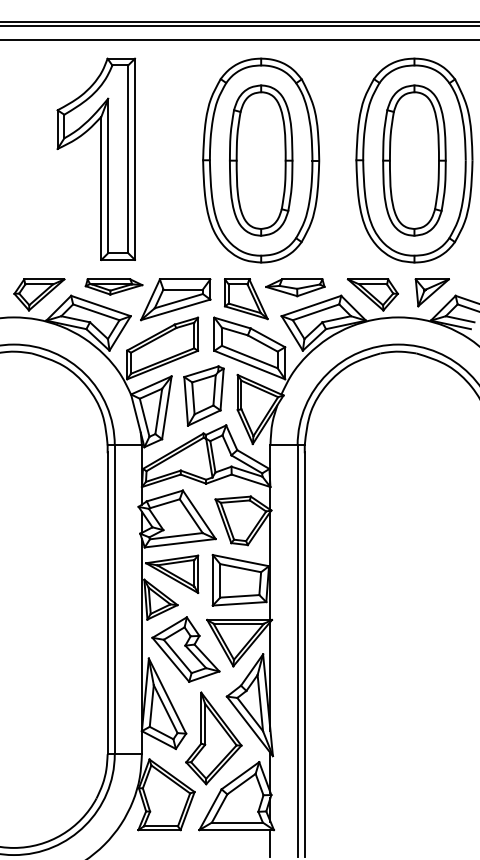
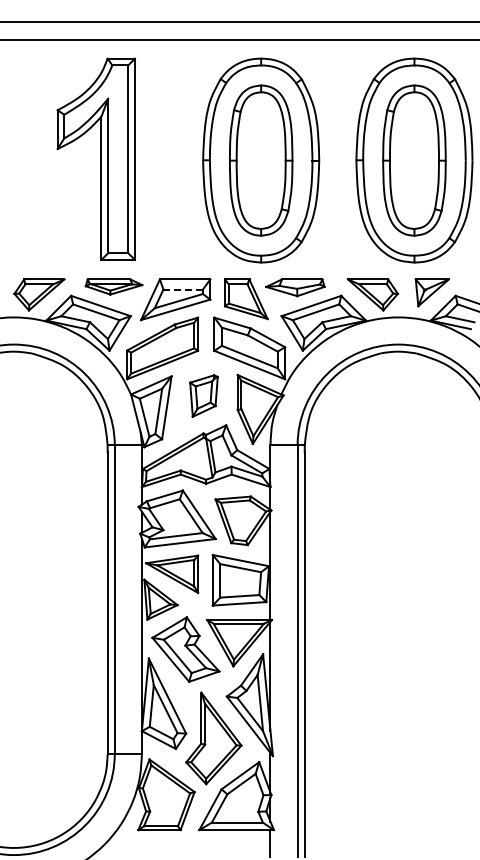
line: present -> none (239, 25)
line: solid -> dashed (183, 289)
part size: 42x62 px -> 30x44 px (203, 395)
